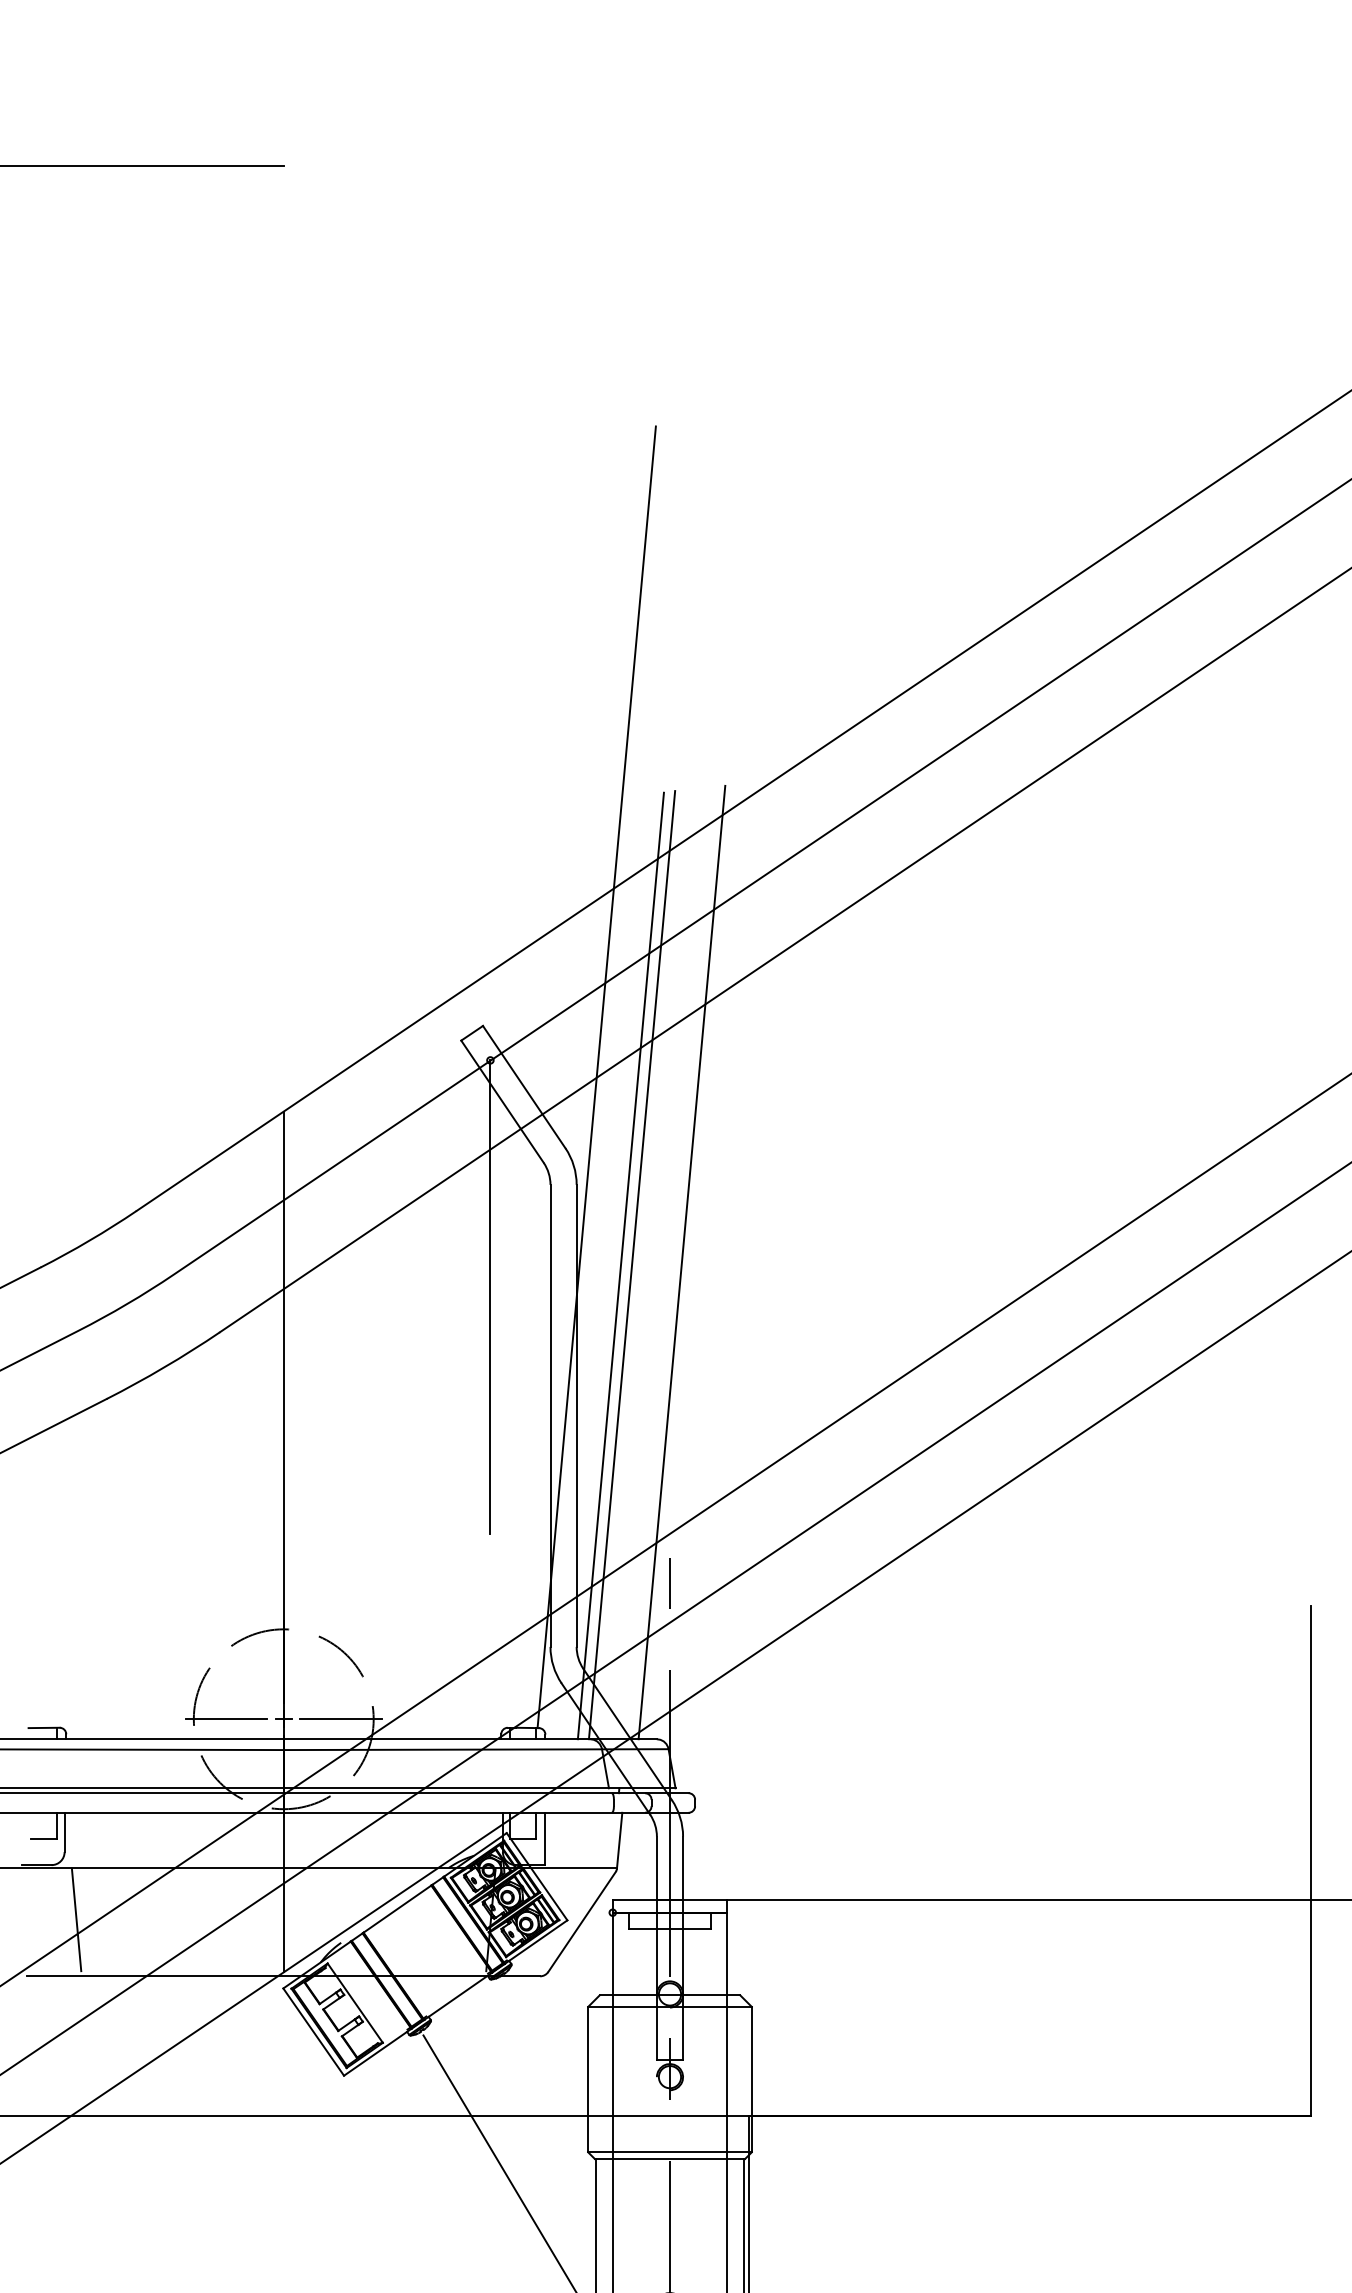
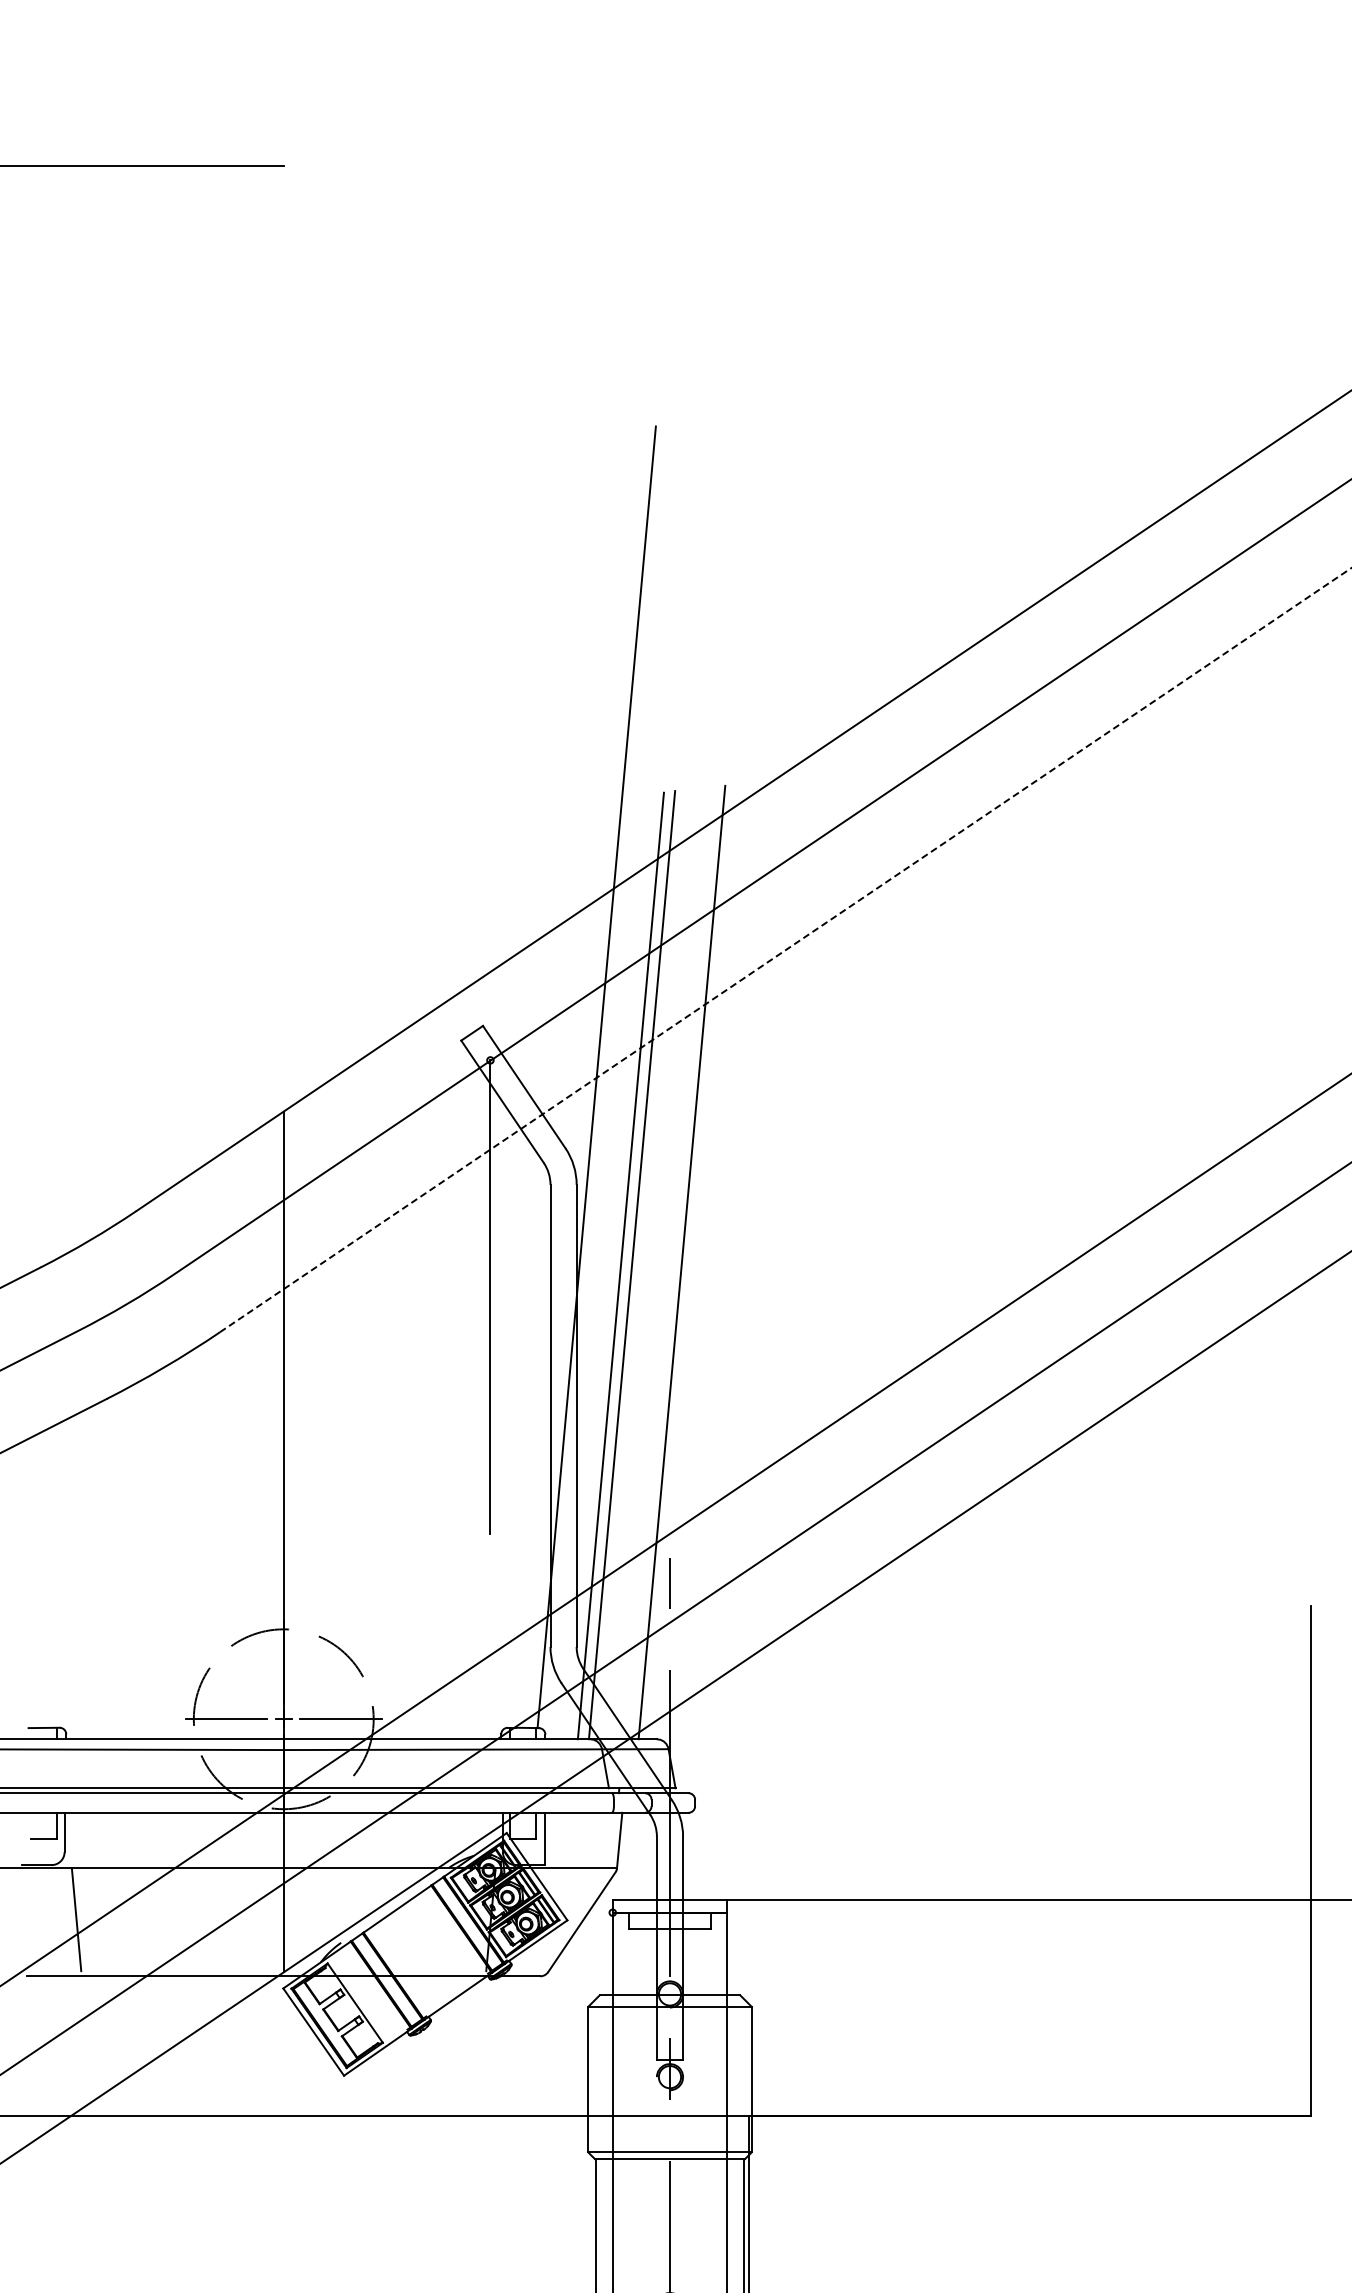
line: solid -> dashed (785, 950)
line: present -> none (498, 2162)
